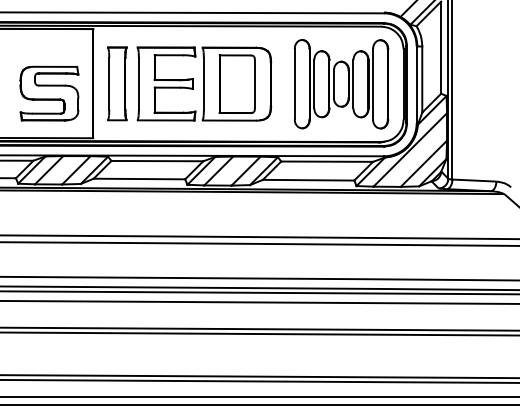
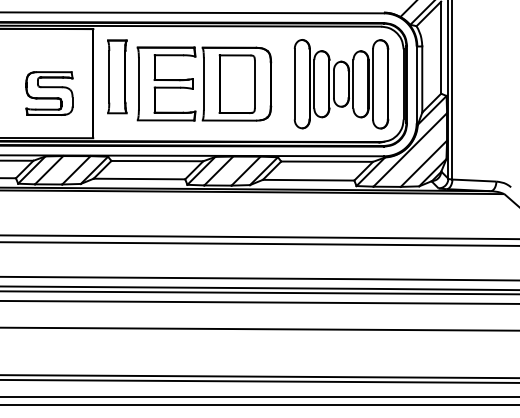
part position: (117, 83) -> (117, 76) (117, 76)
part size: 61x57 px -> 49x45 px (49, 93)
line: present -> none (259, 333)
